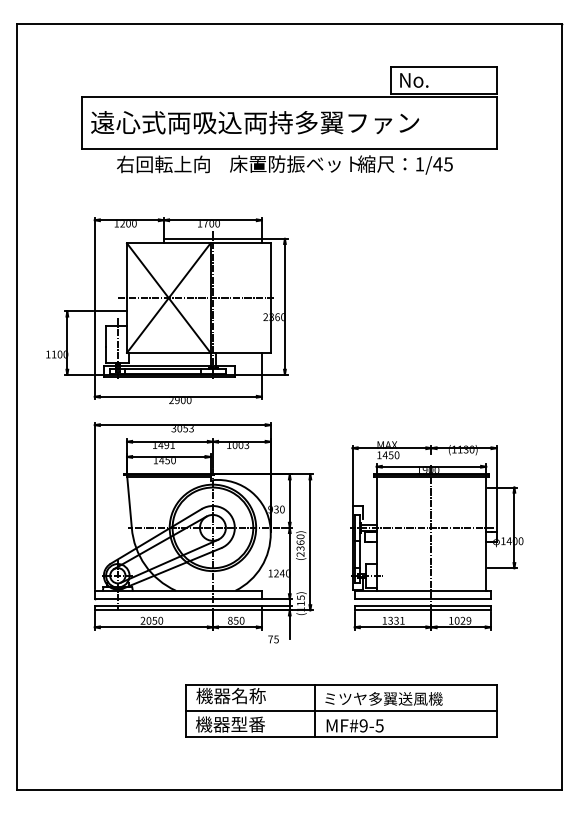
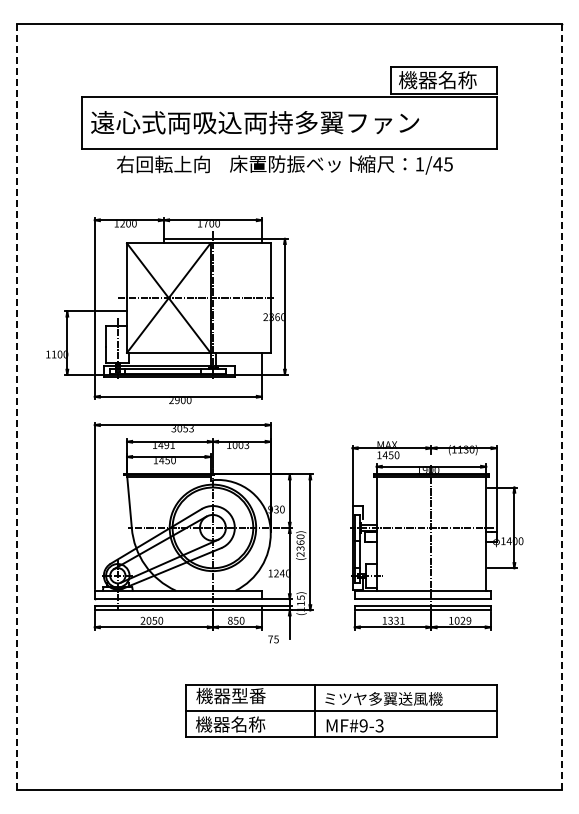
text: No. -> 機器名称 (437, 80)
line: solid -> dashed (17, 406)
line: solid -> dashed (561, 406)
text: 機器名称 -> 機器型番 (248, 696)
text: 機器型番 -> 機器名称 (248, 724)
text: MF#9-5 -> MF#9-3 (379, 725)
